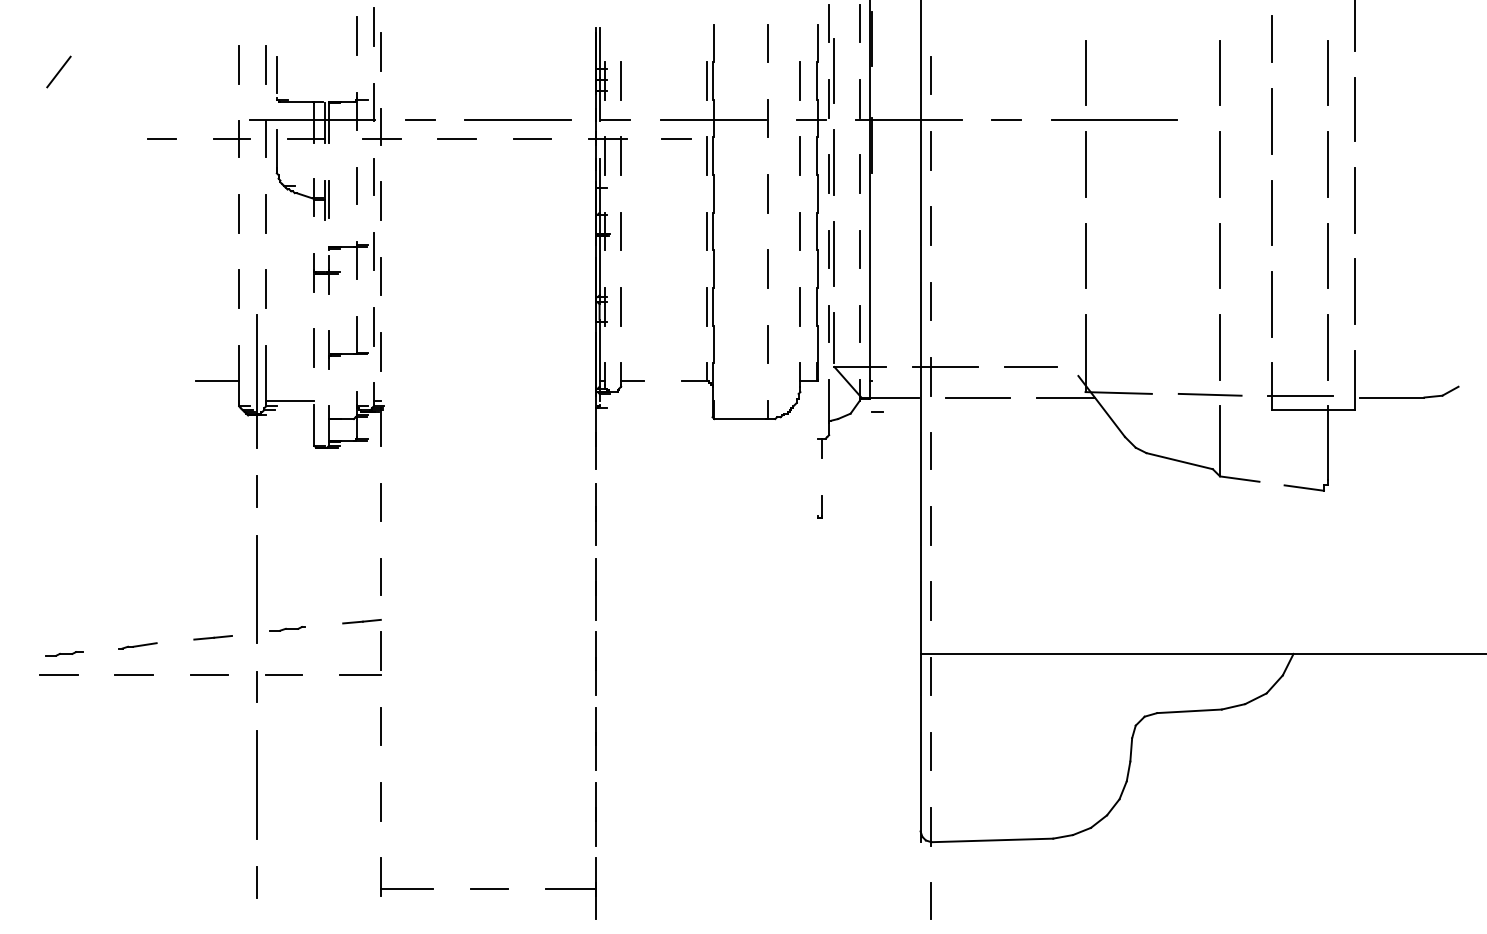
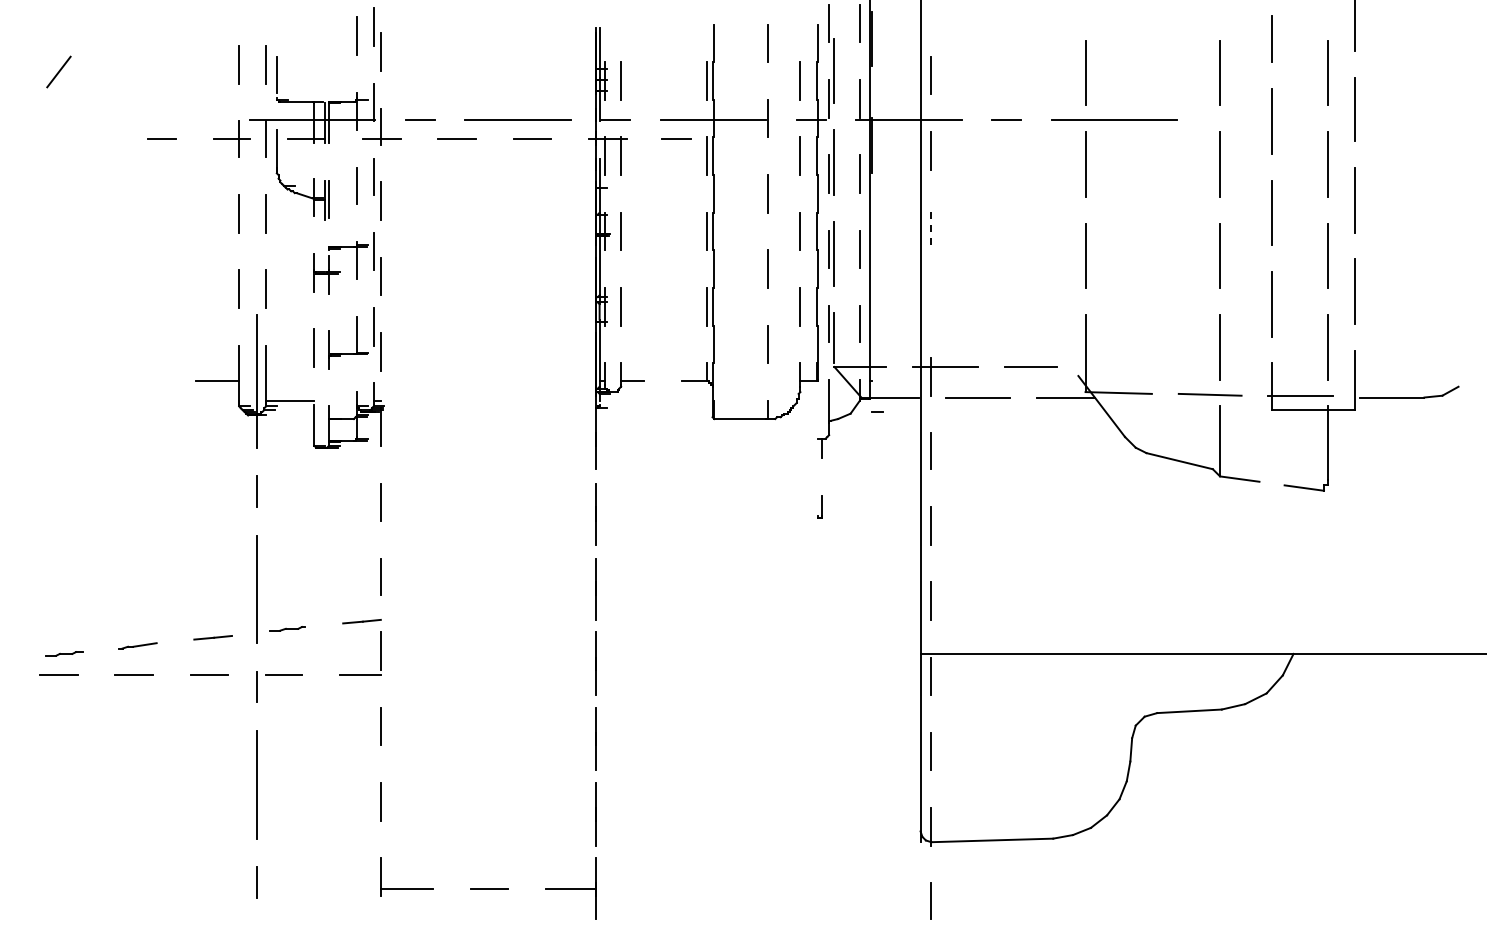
line: solid -> dashed (931, 226)
line: present -> none (931, 301)
